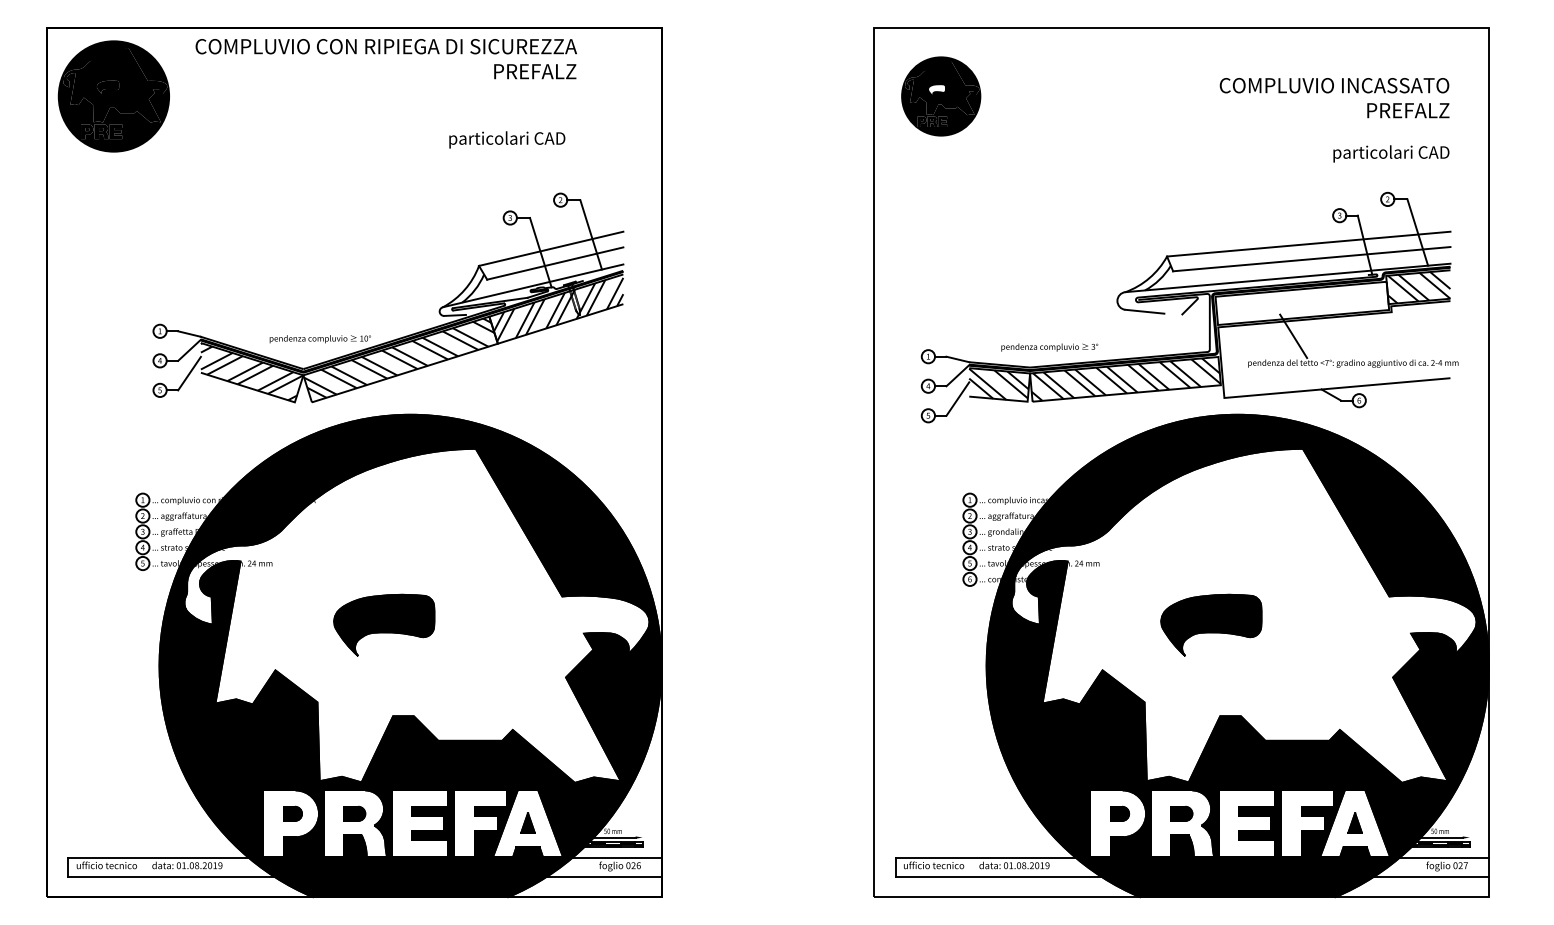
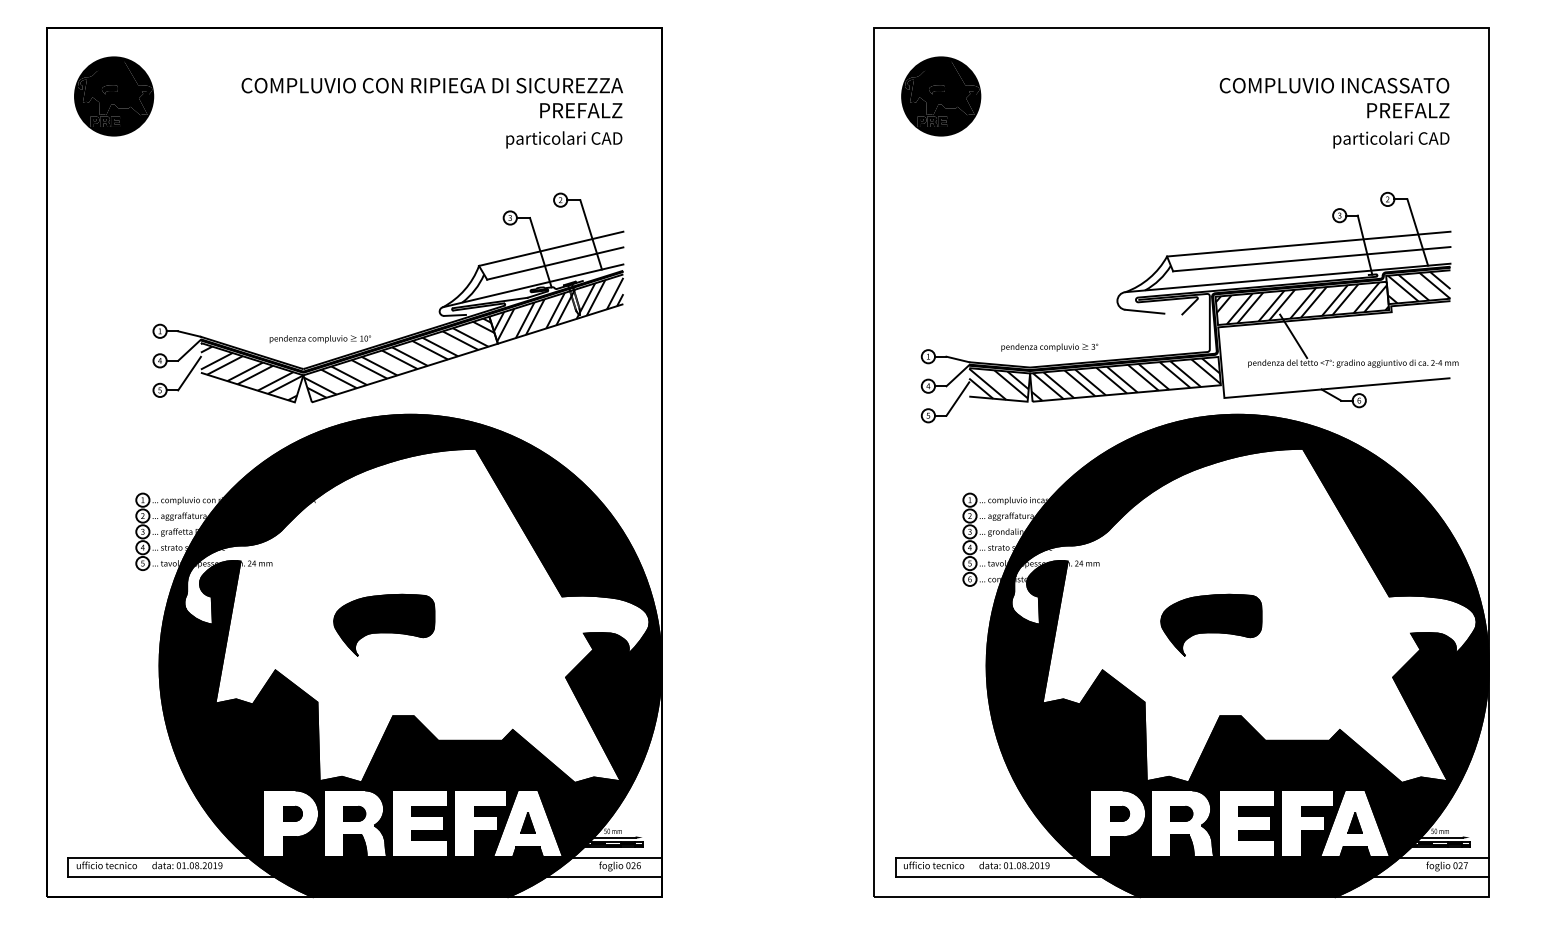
text position: (385, 59) -> (431, 98) (431, 98)
fill: none -> present (937, 89)
part size: 113x113 px -> 81x81 px (114, 96)
text position: (507, 139) -> (564, 139) (564, 139)
text position: (1391, 153) -> (1391, 139) (1391, 139)
hatch: none -> present (1302, 303)
